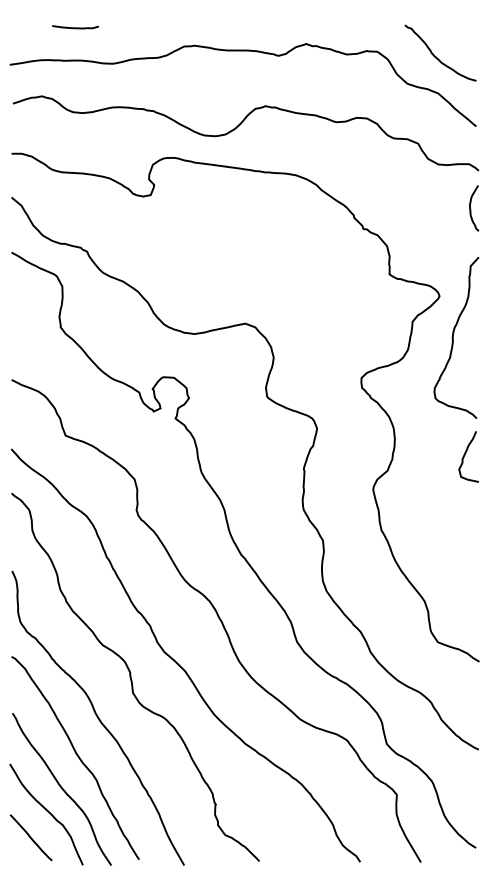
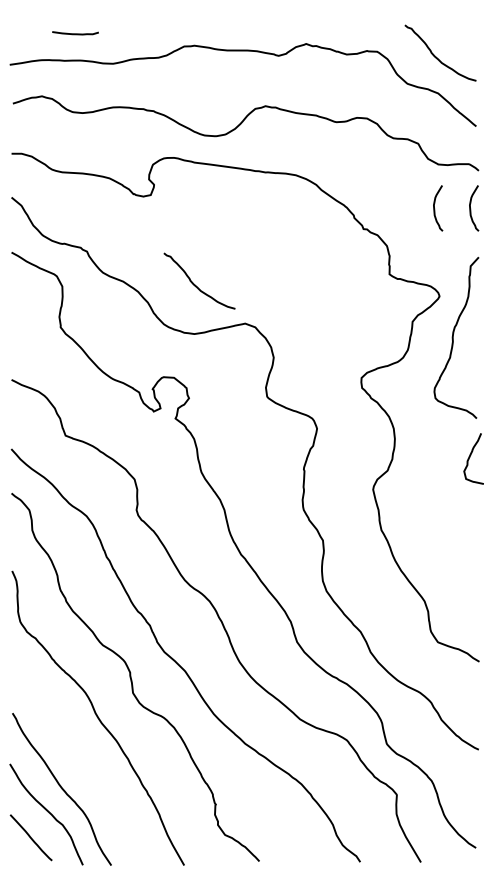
curve position: (75, 27) -> (75, 33) (75, 33)
curve: none -> present (435, 208)
curve: none -> present (195, 284)
curve position: (465, 455) -> (470, 457) (470, 457)
curve: present -> none (77, 757)
